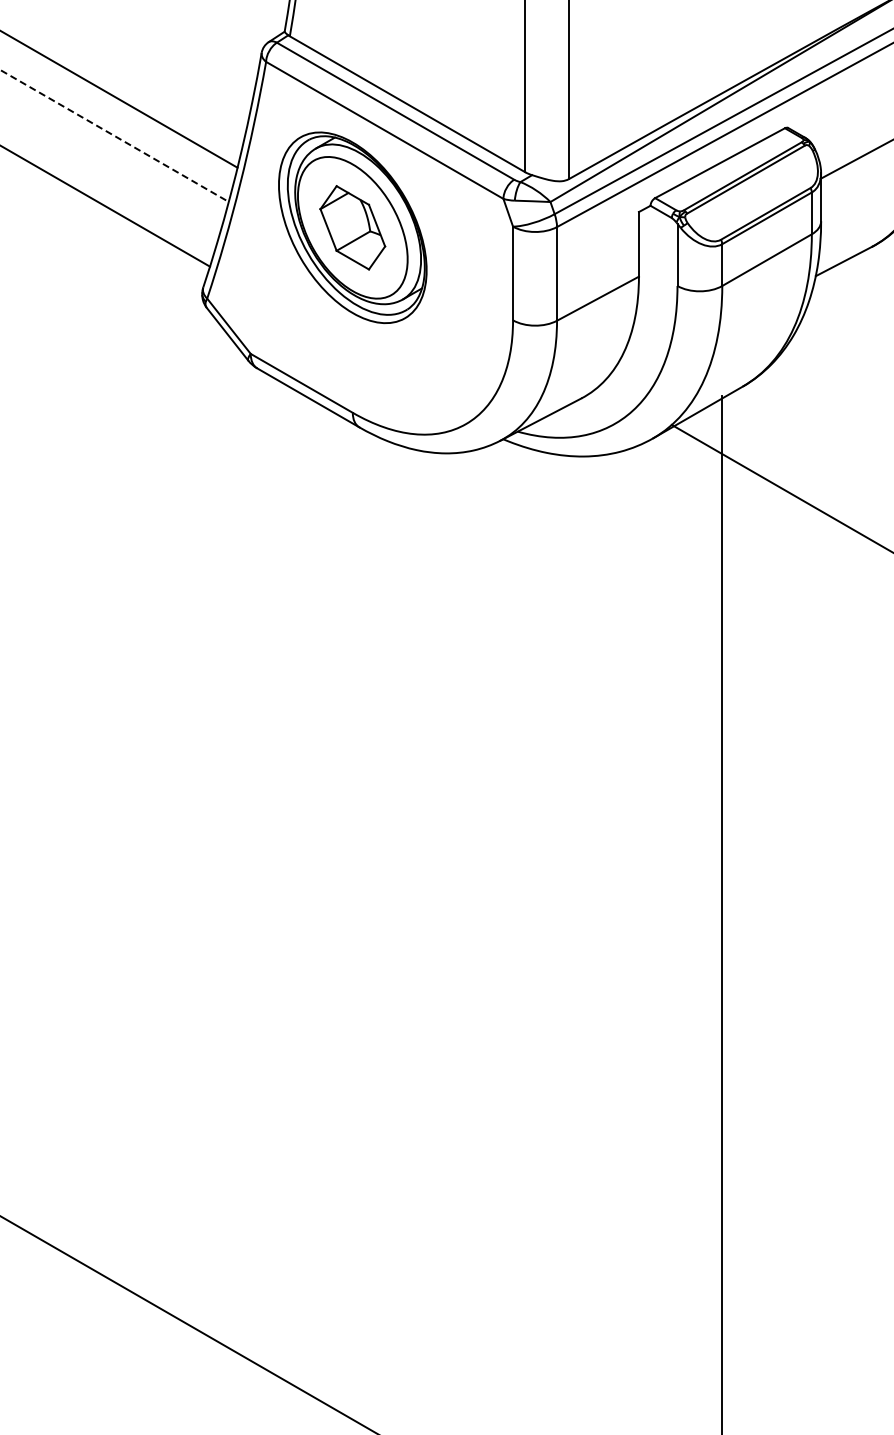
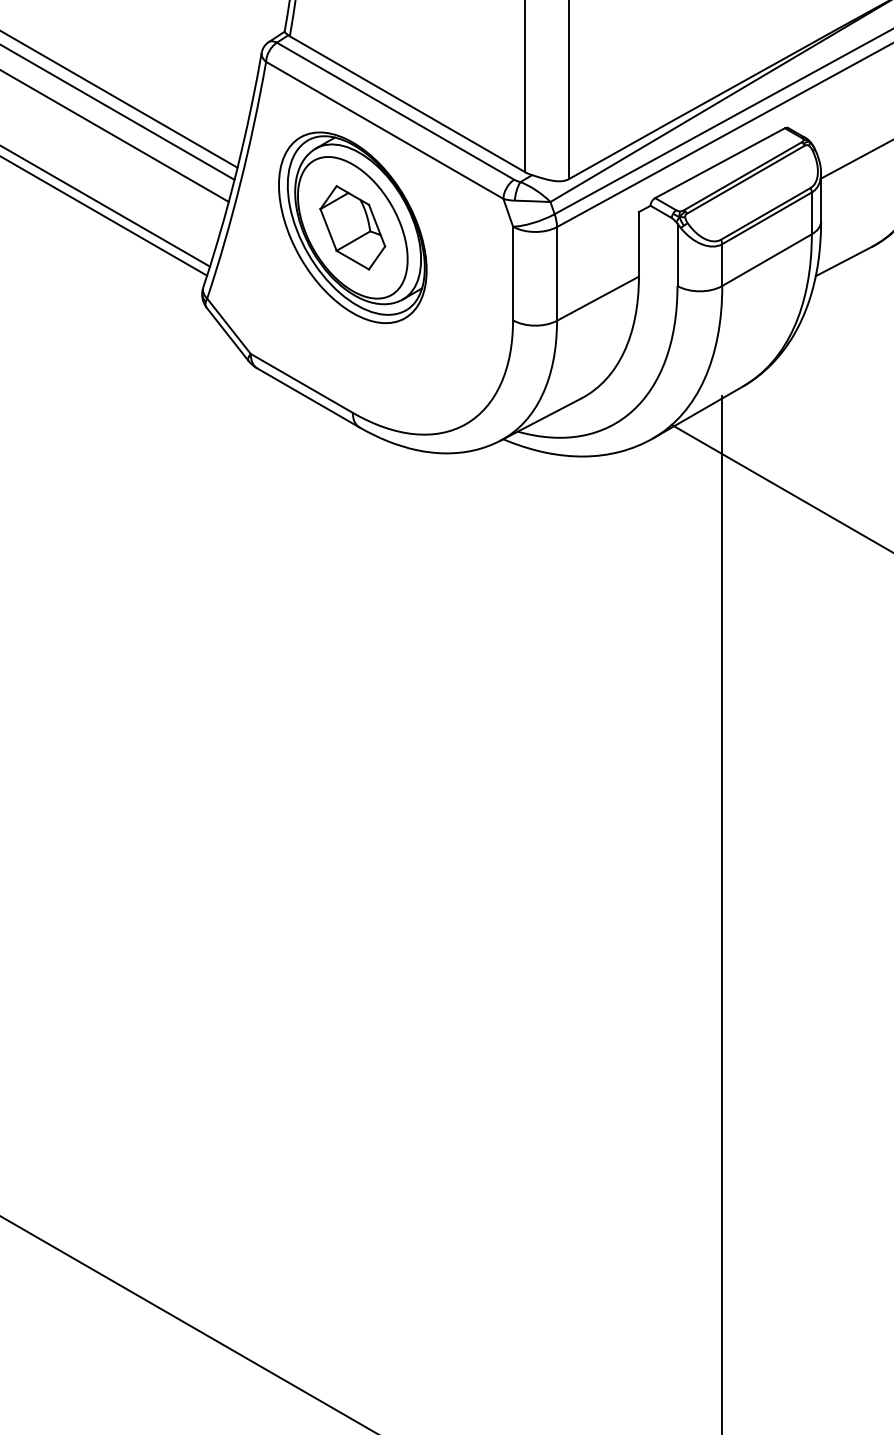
line: none -> present (118, 112)
line: dashed -> solid (114, 135)
line: none -> present (104, 216)
